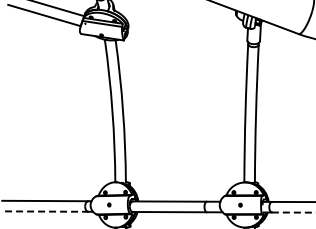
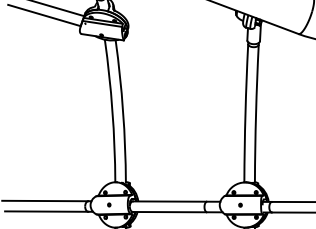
line: dashed -> solid (46, 211)
line: dashed -> solid (293, 212)
